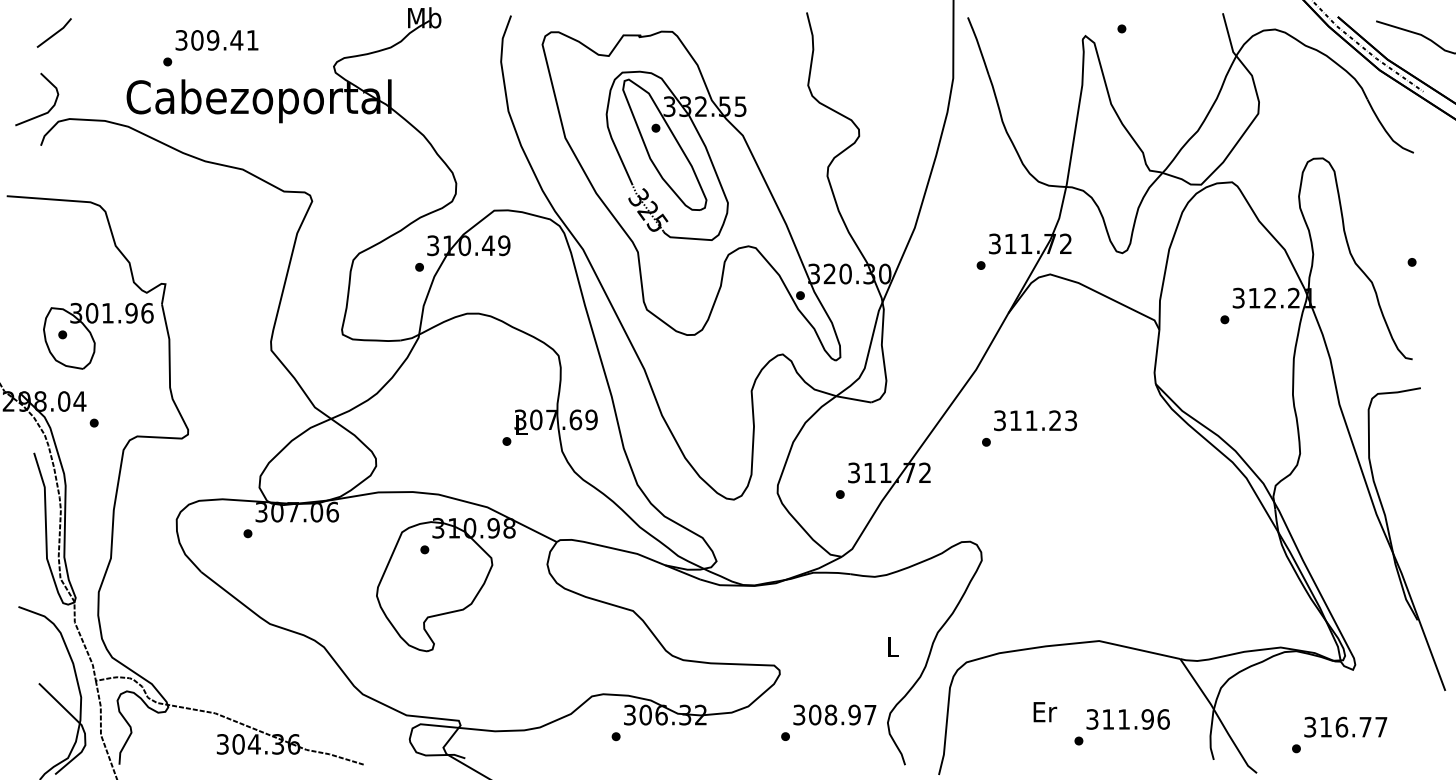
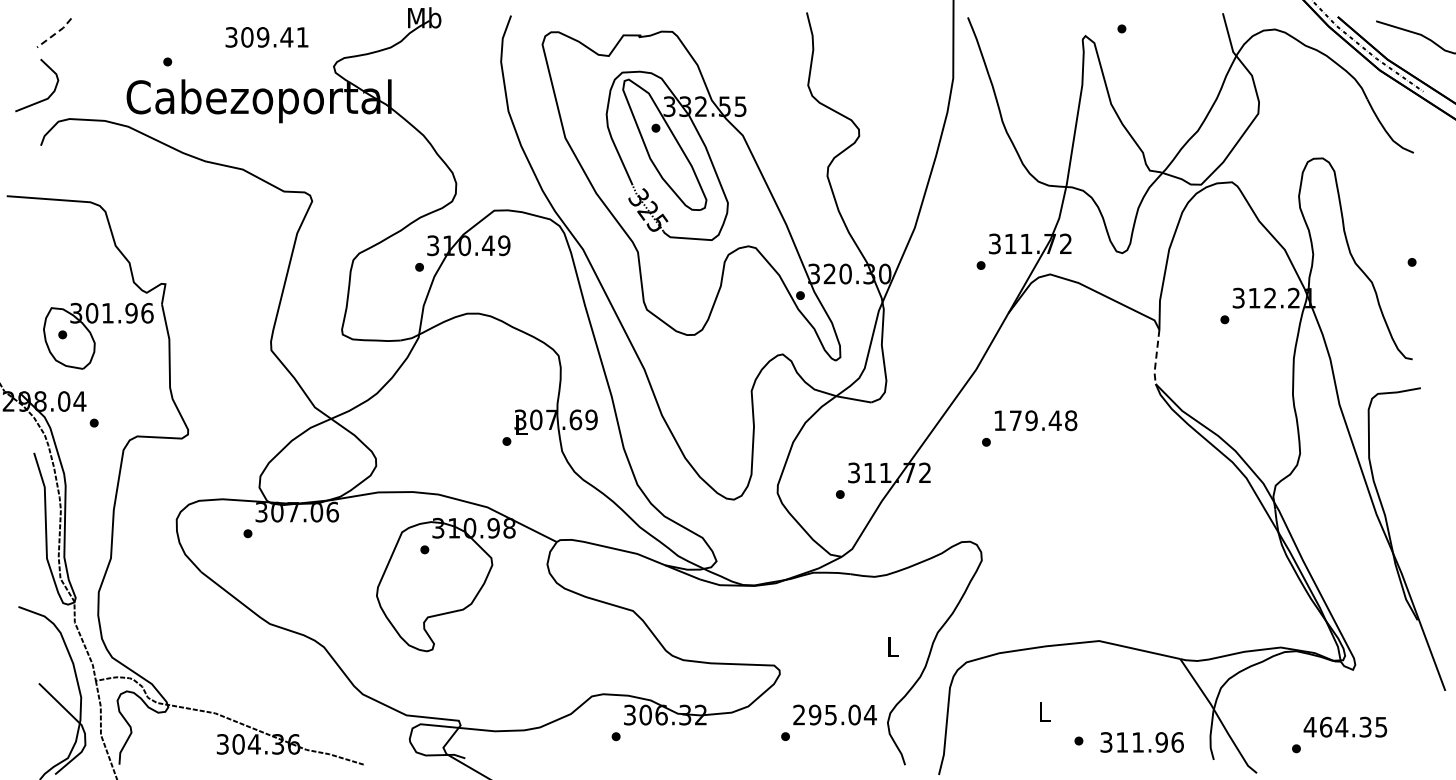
line: solid -> dashed (55, 33)
text position: (216, 40) -> (266, 37) (266, 37)
curve position: (42, 113) -> (42, 99) (42, 99)
line: solid -> dashed (1156, 358)
text: 311.23 -> 179.48 (1035, 420)
text: Er -> L (1045, 712)
text: 308.97 -> 295.04 (834, 714)
text position: (1127, 719) -> (1141, 742) (1141, 742)
text: 316.77 -> 464.35 (1345, 726)
